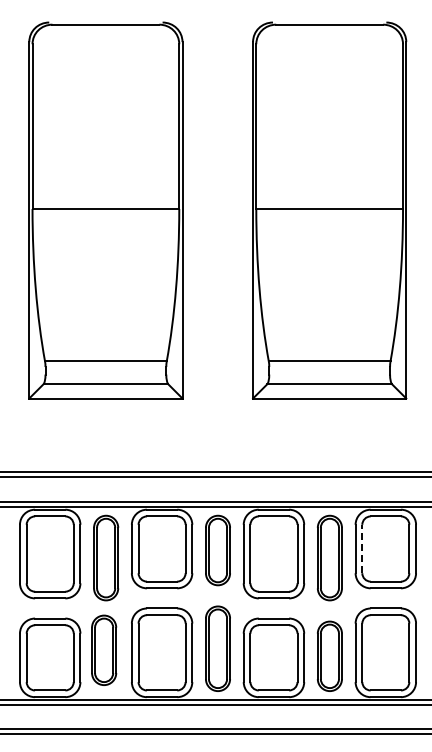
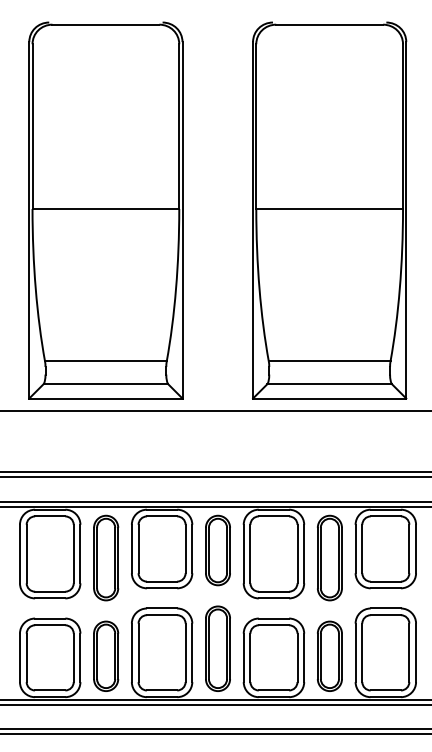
line: none -> present (215, 410)
line: dashed -> solid (362, 548)
part position: (104, 649) -> (106, 655) (106, 655)
